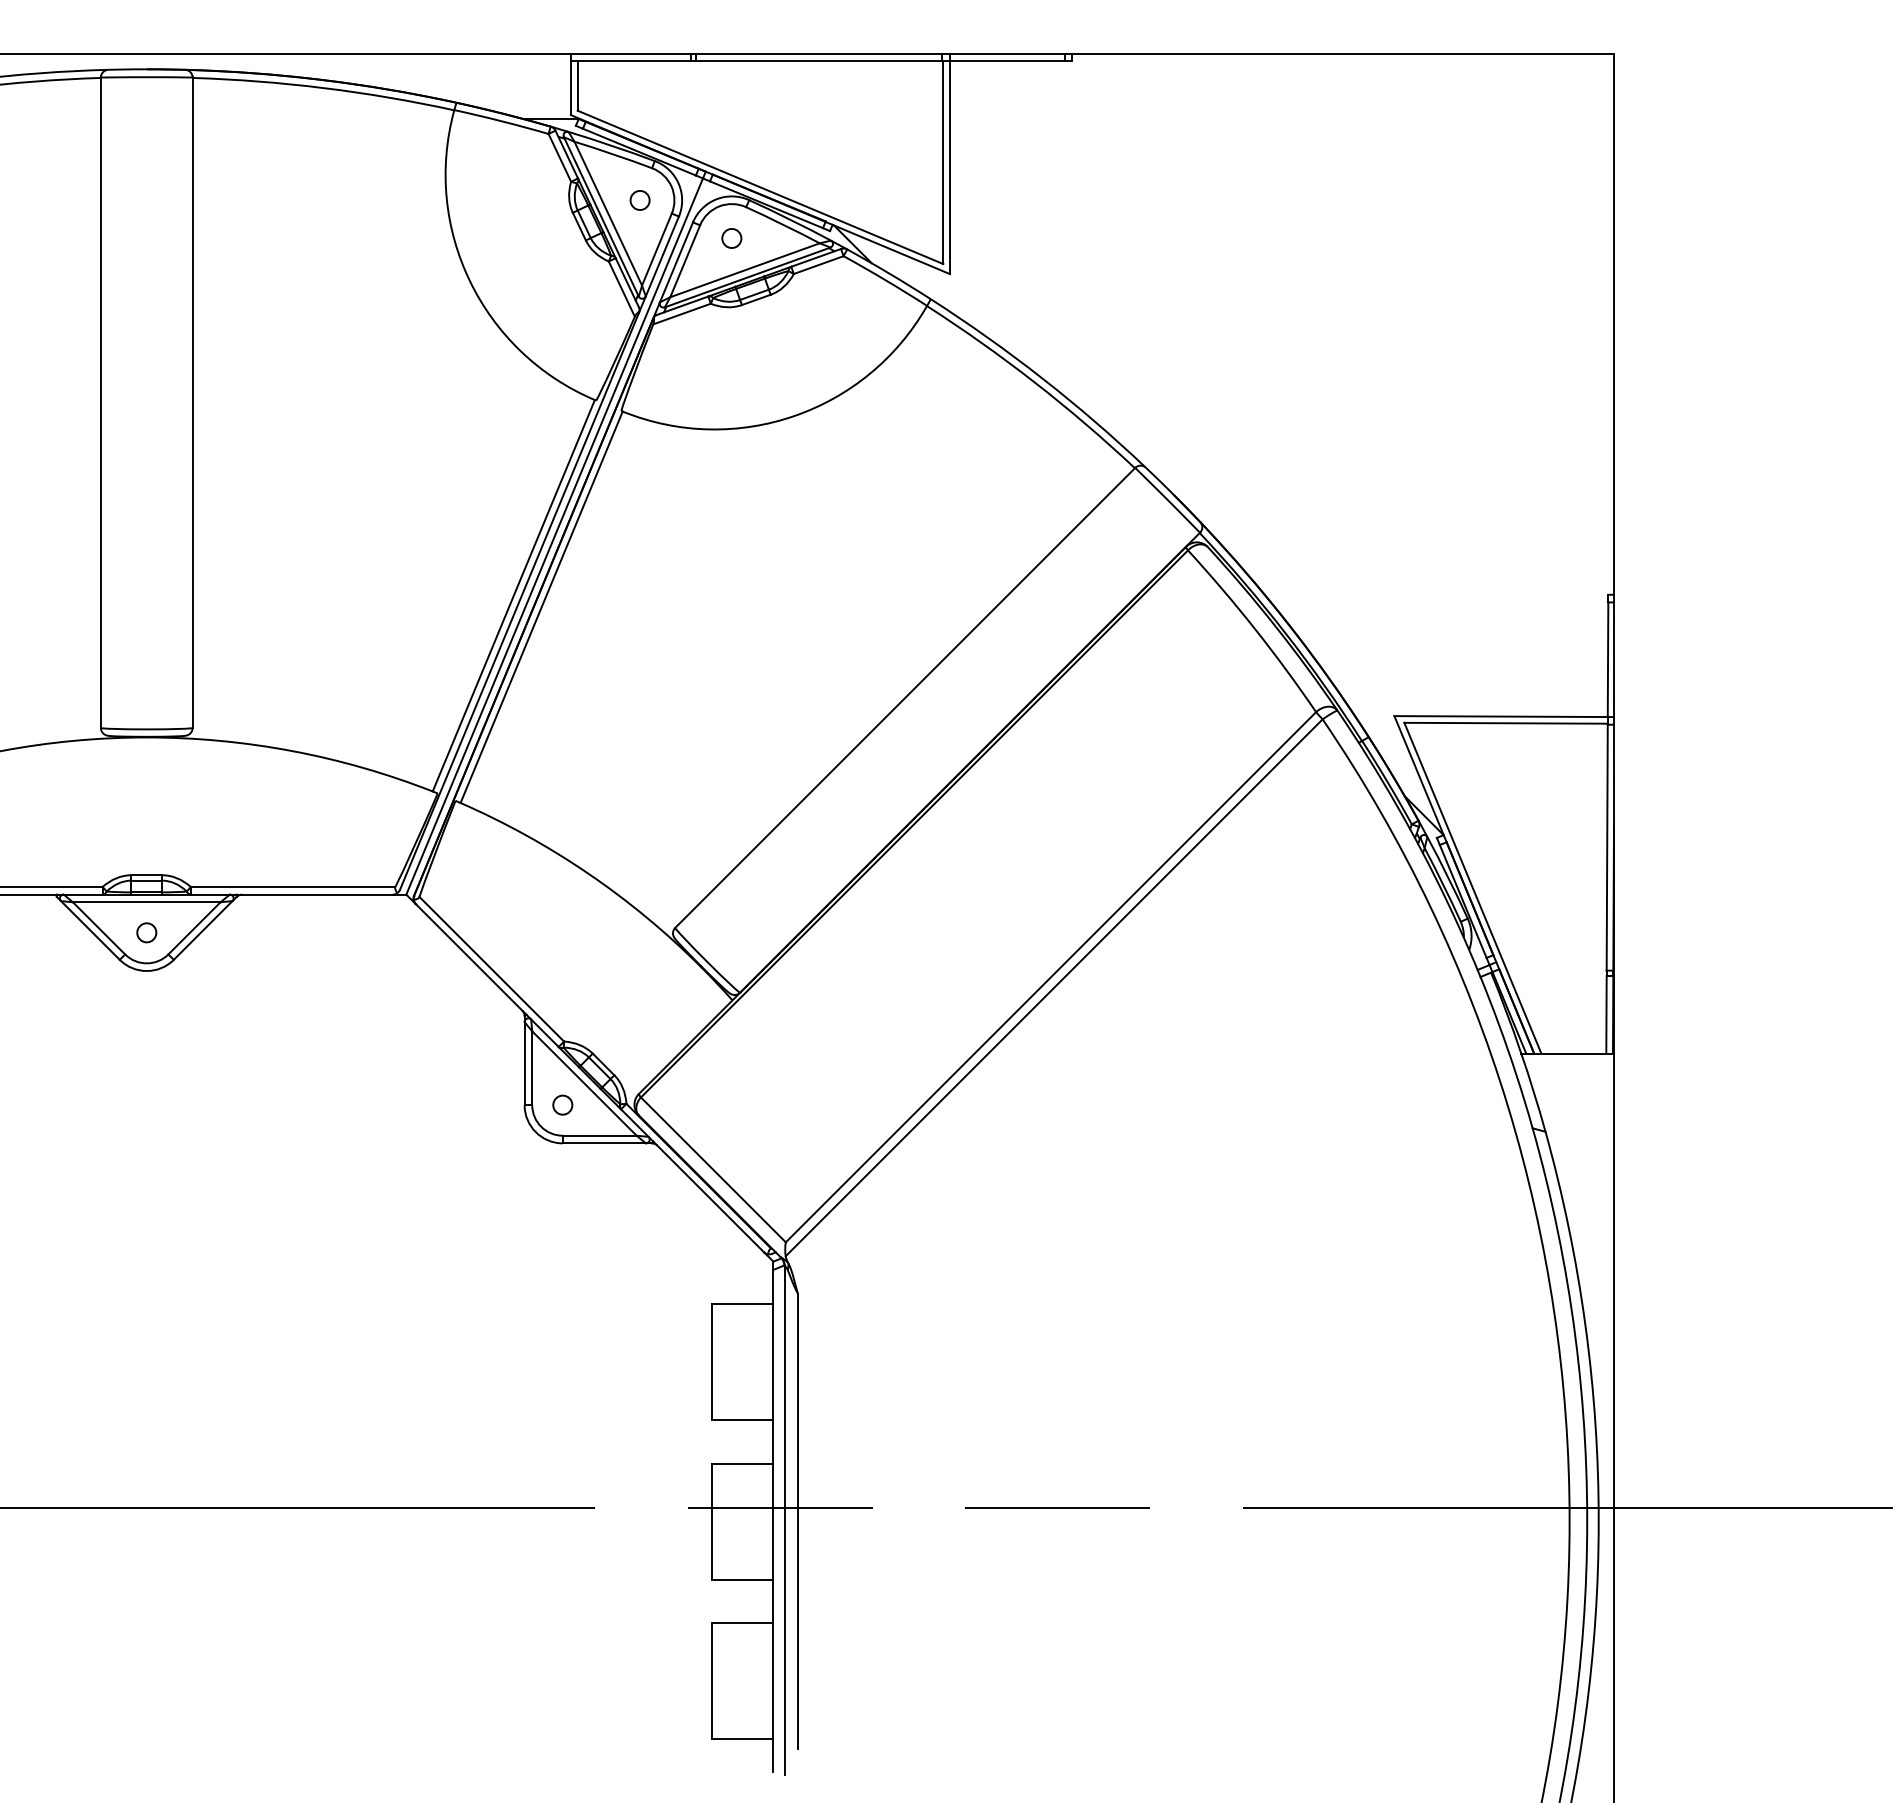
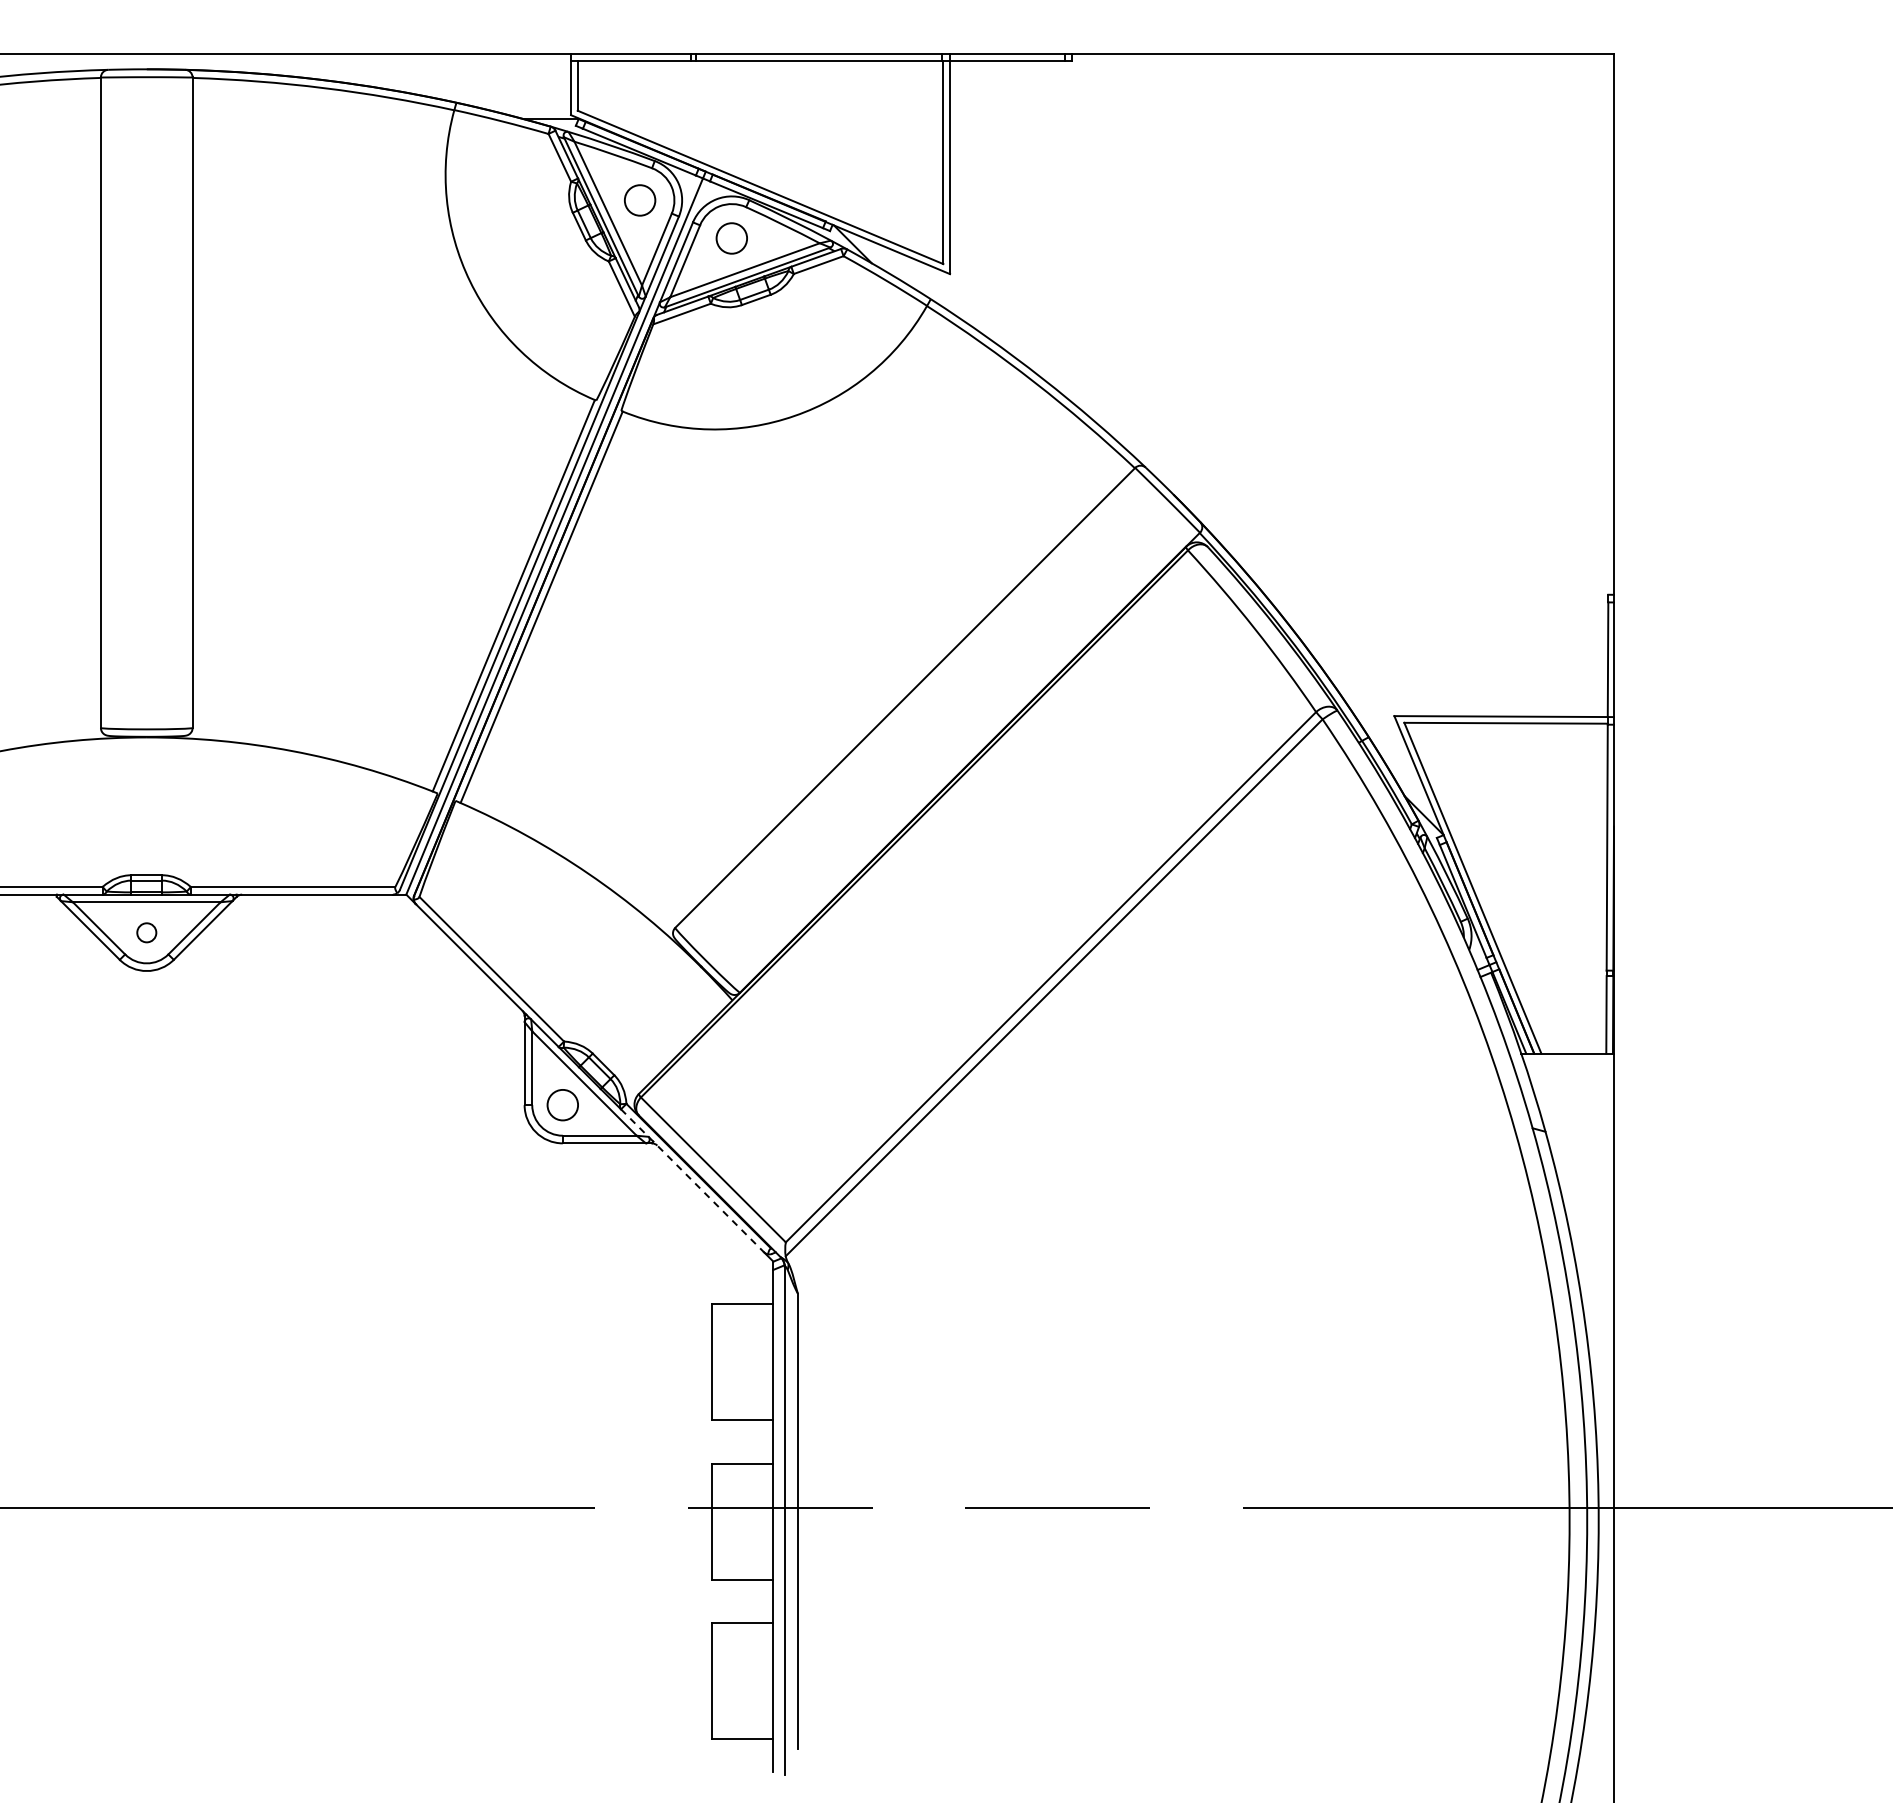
circle diameter: 19 px -> 31 px (639, 200)
circle diameter: 19 px -> 31 px (731, 238)
circle diameter: 19 px -> 31 px (562, 1104)
line: solid -> dashed (692, 1181)
